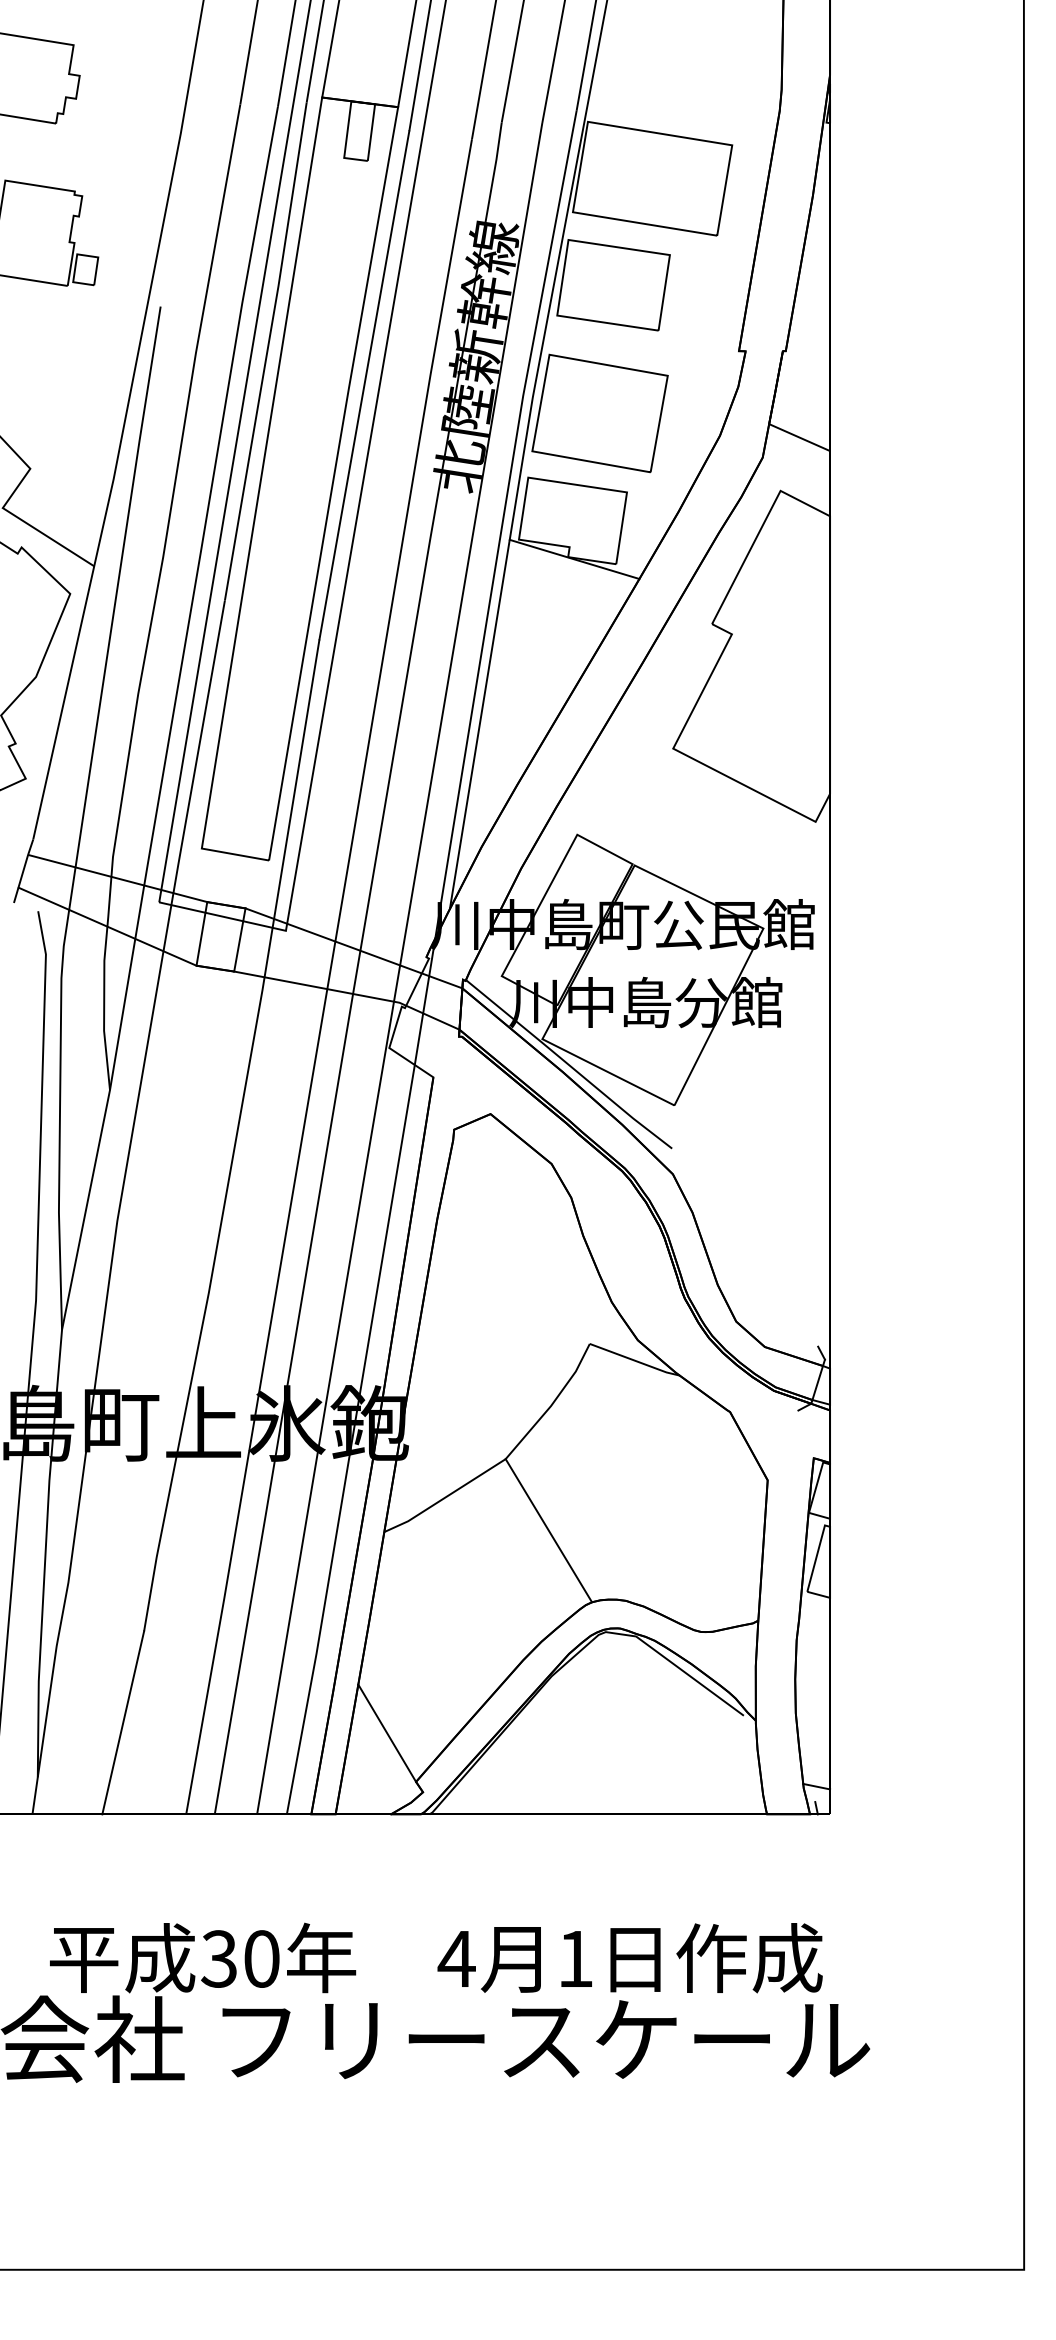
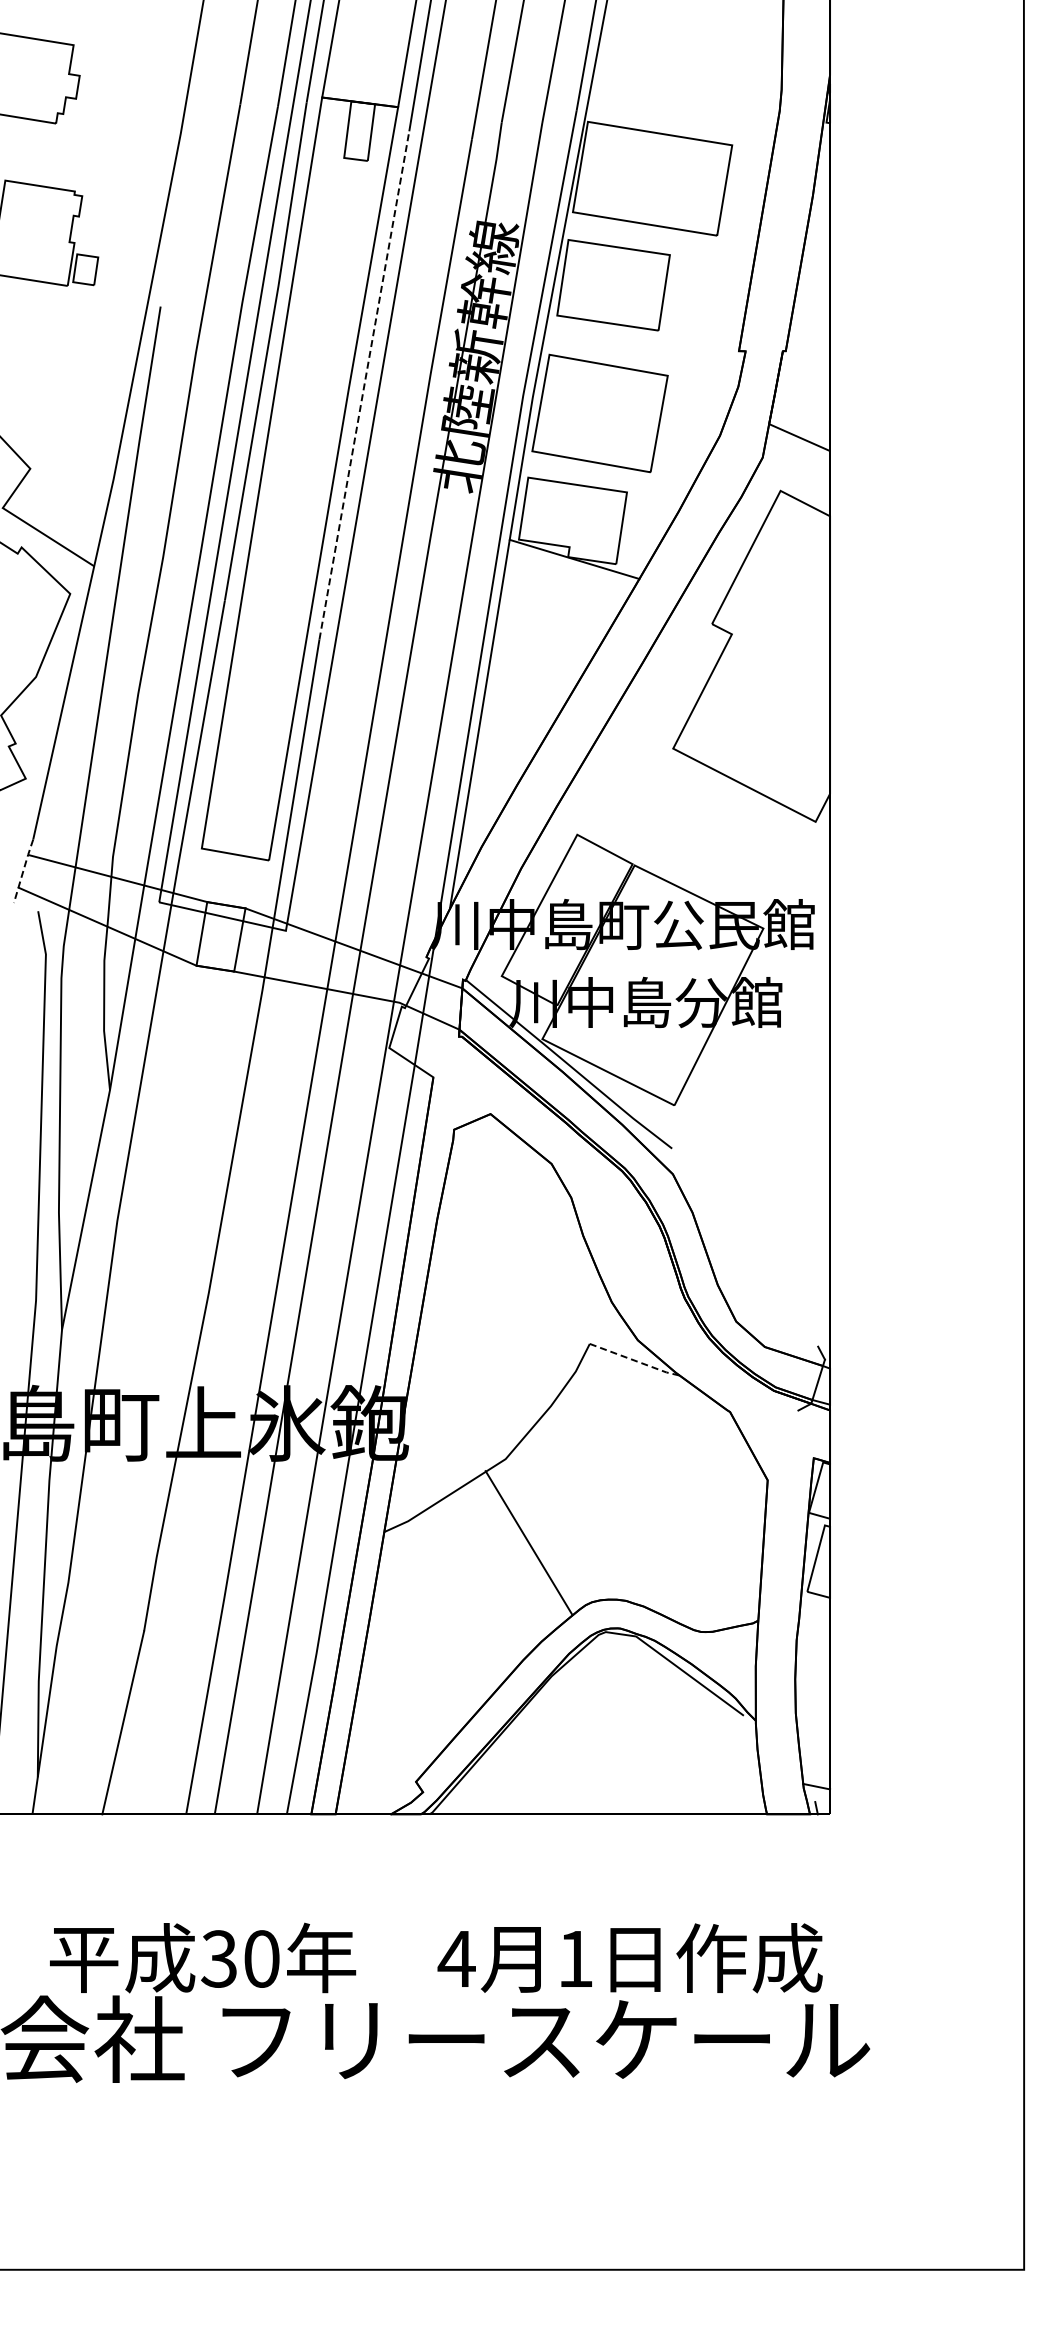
line: solid -> dashed (364, 384)
line: solid -> dashed (23, 870)
line: solid -> dashed (635, 1360)
line position: (548, 1530) -> (528, 1542) (528, 1542)
line: present -> none (387, 1732)
